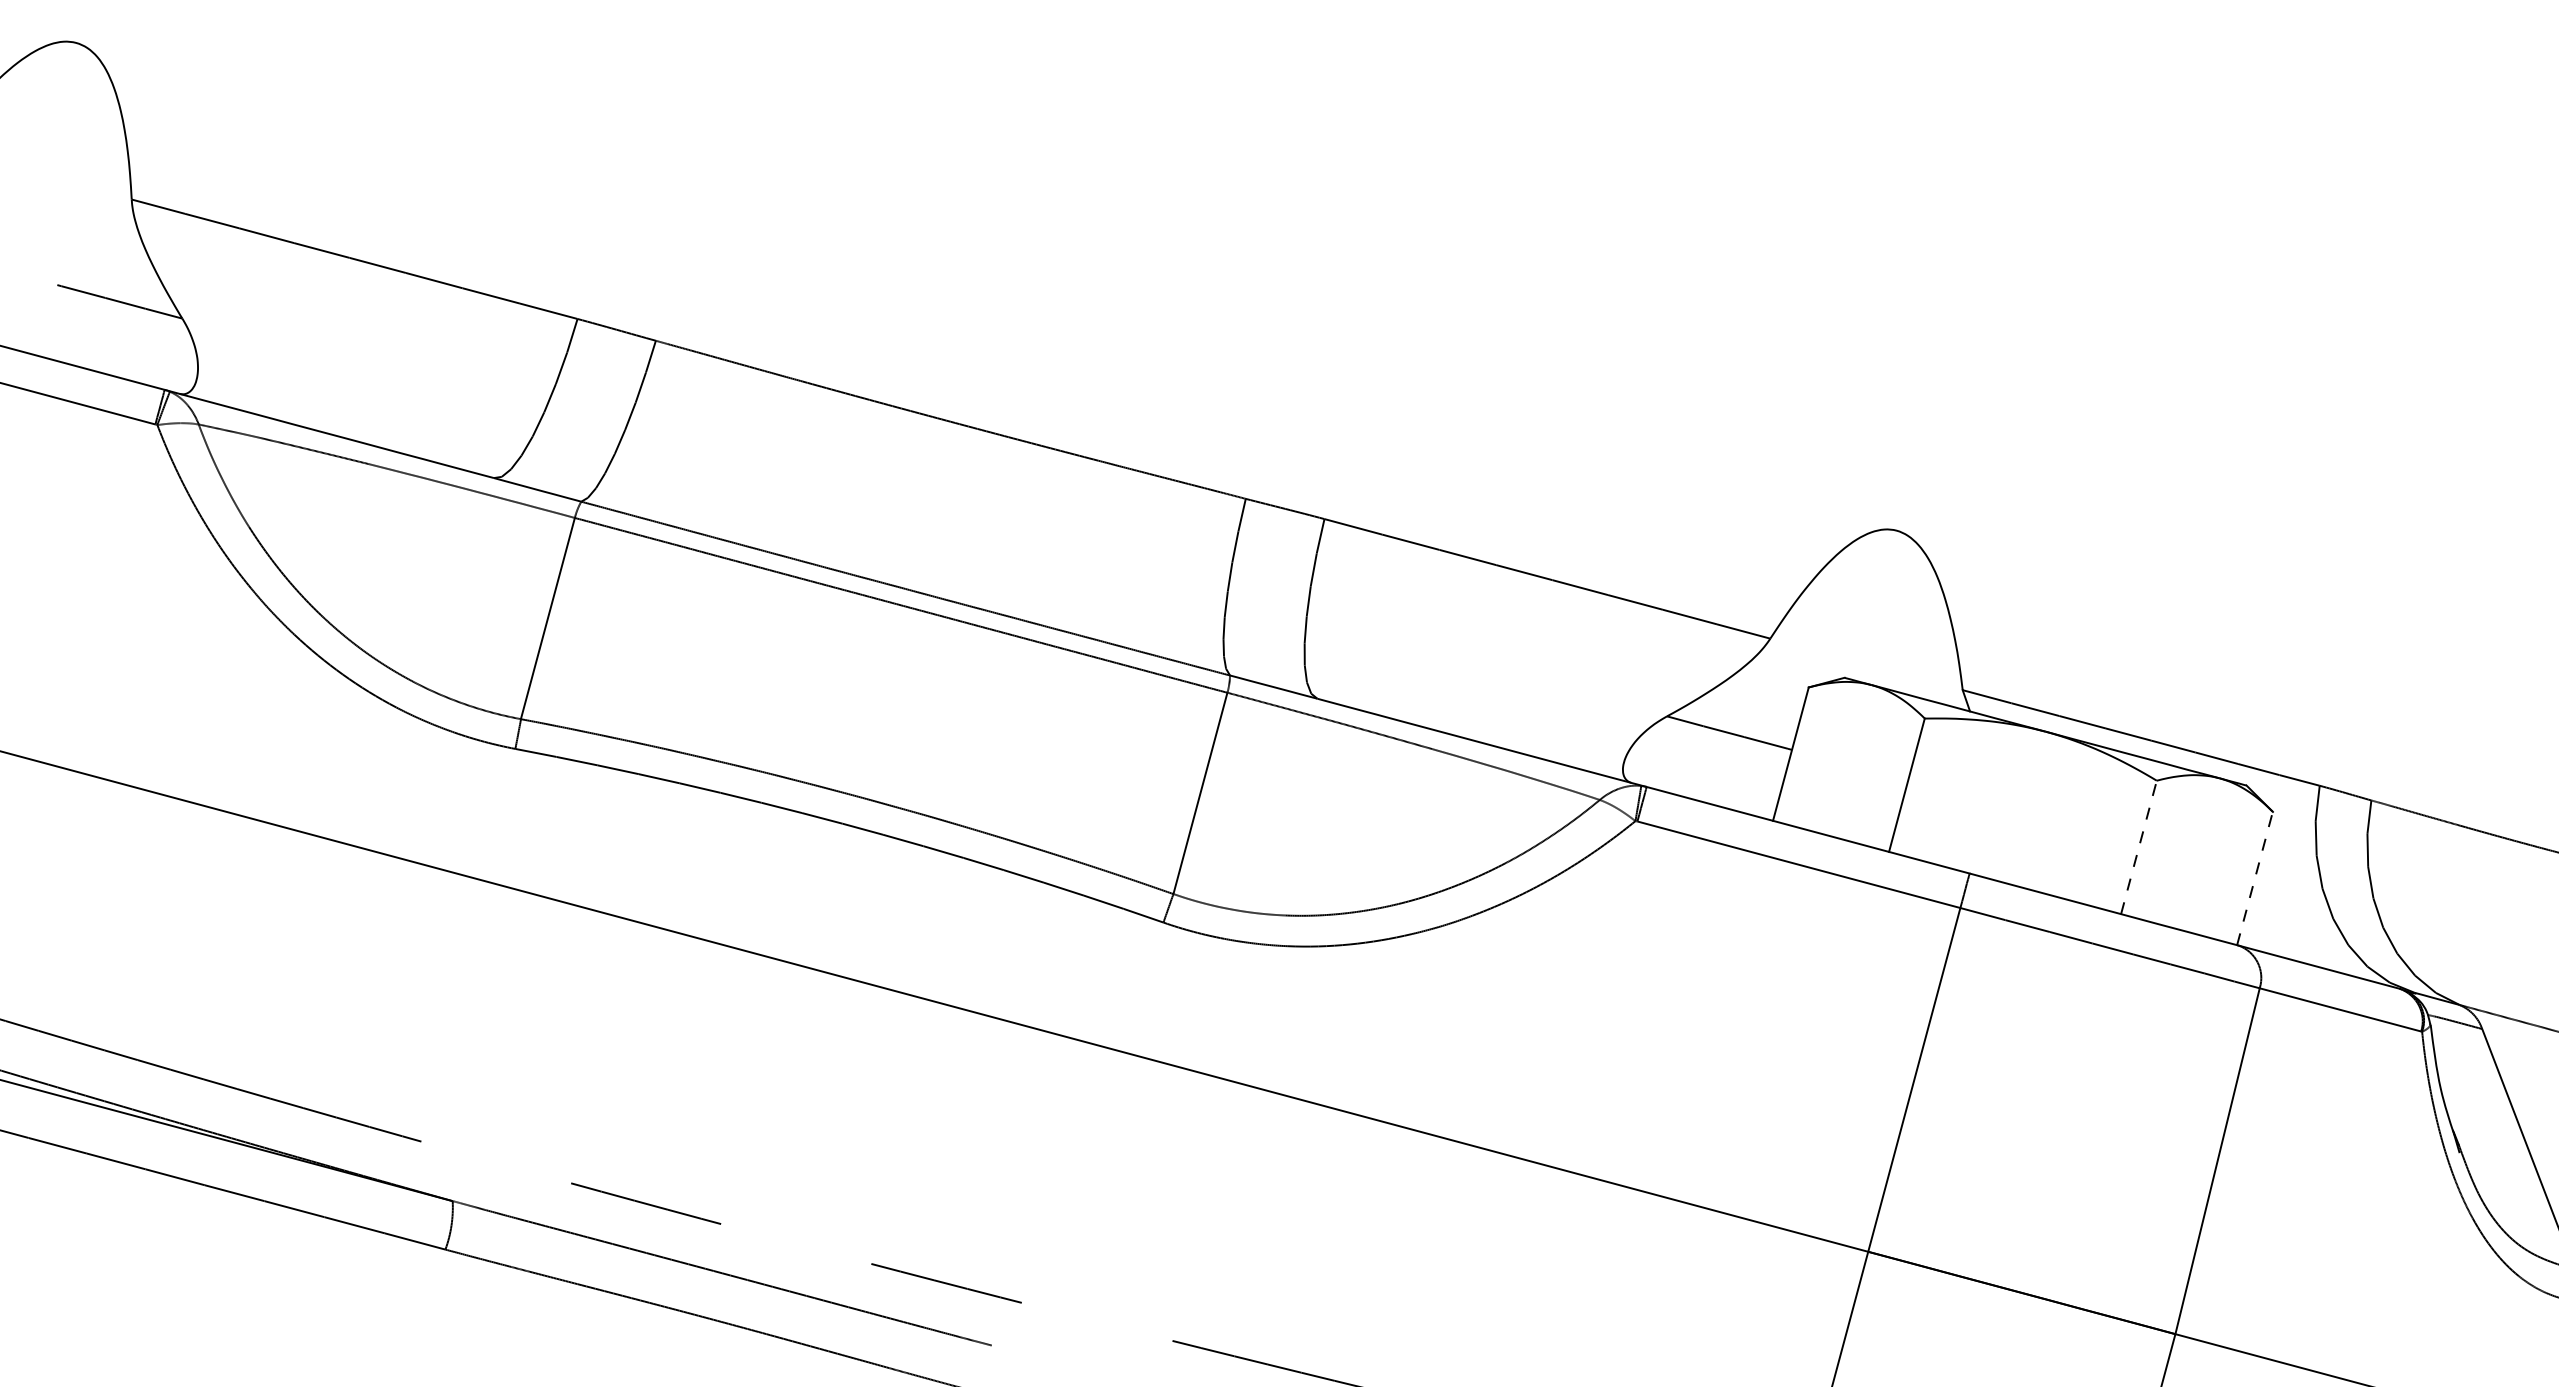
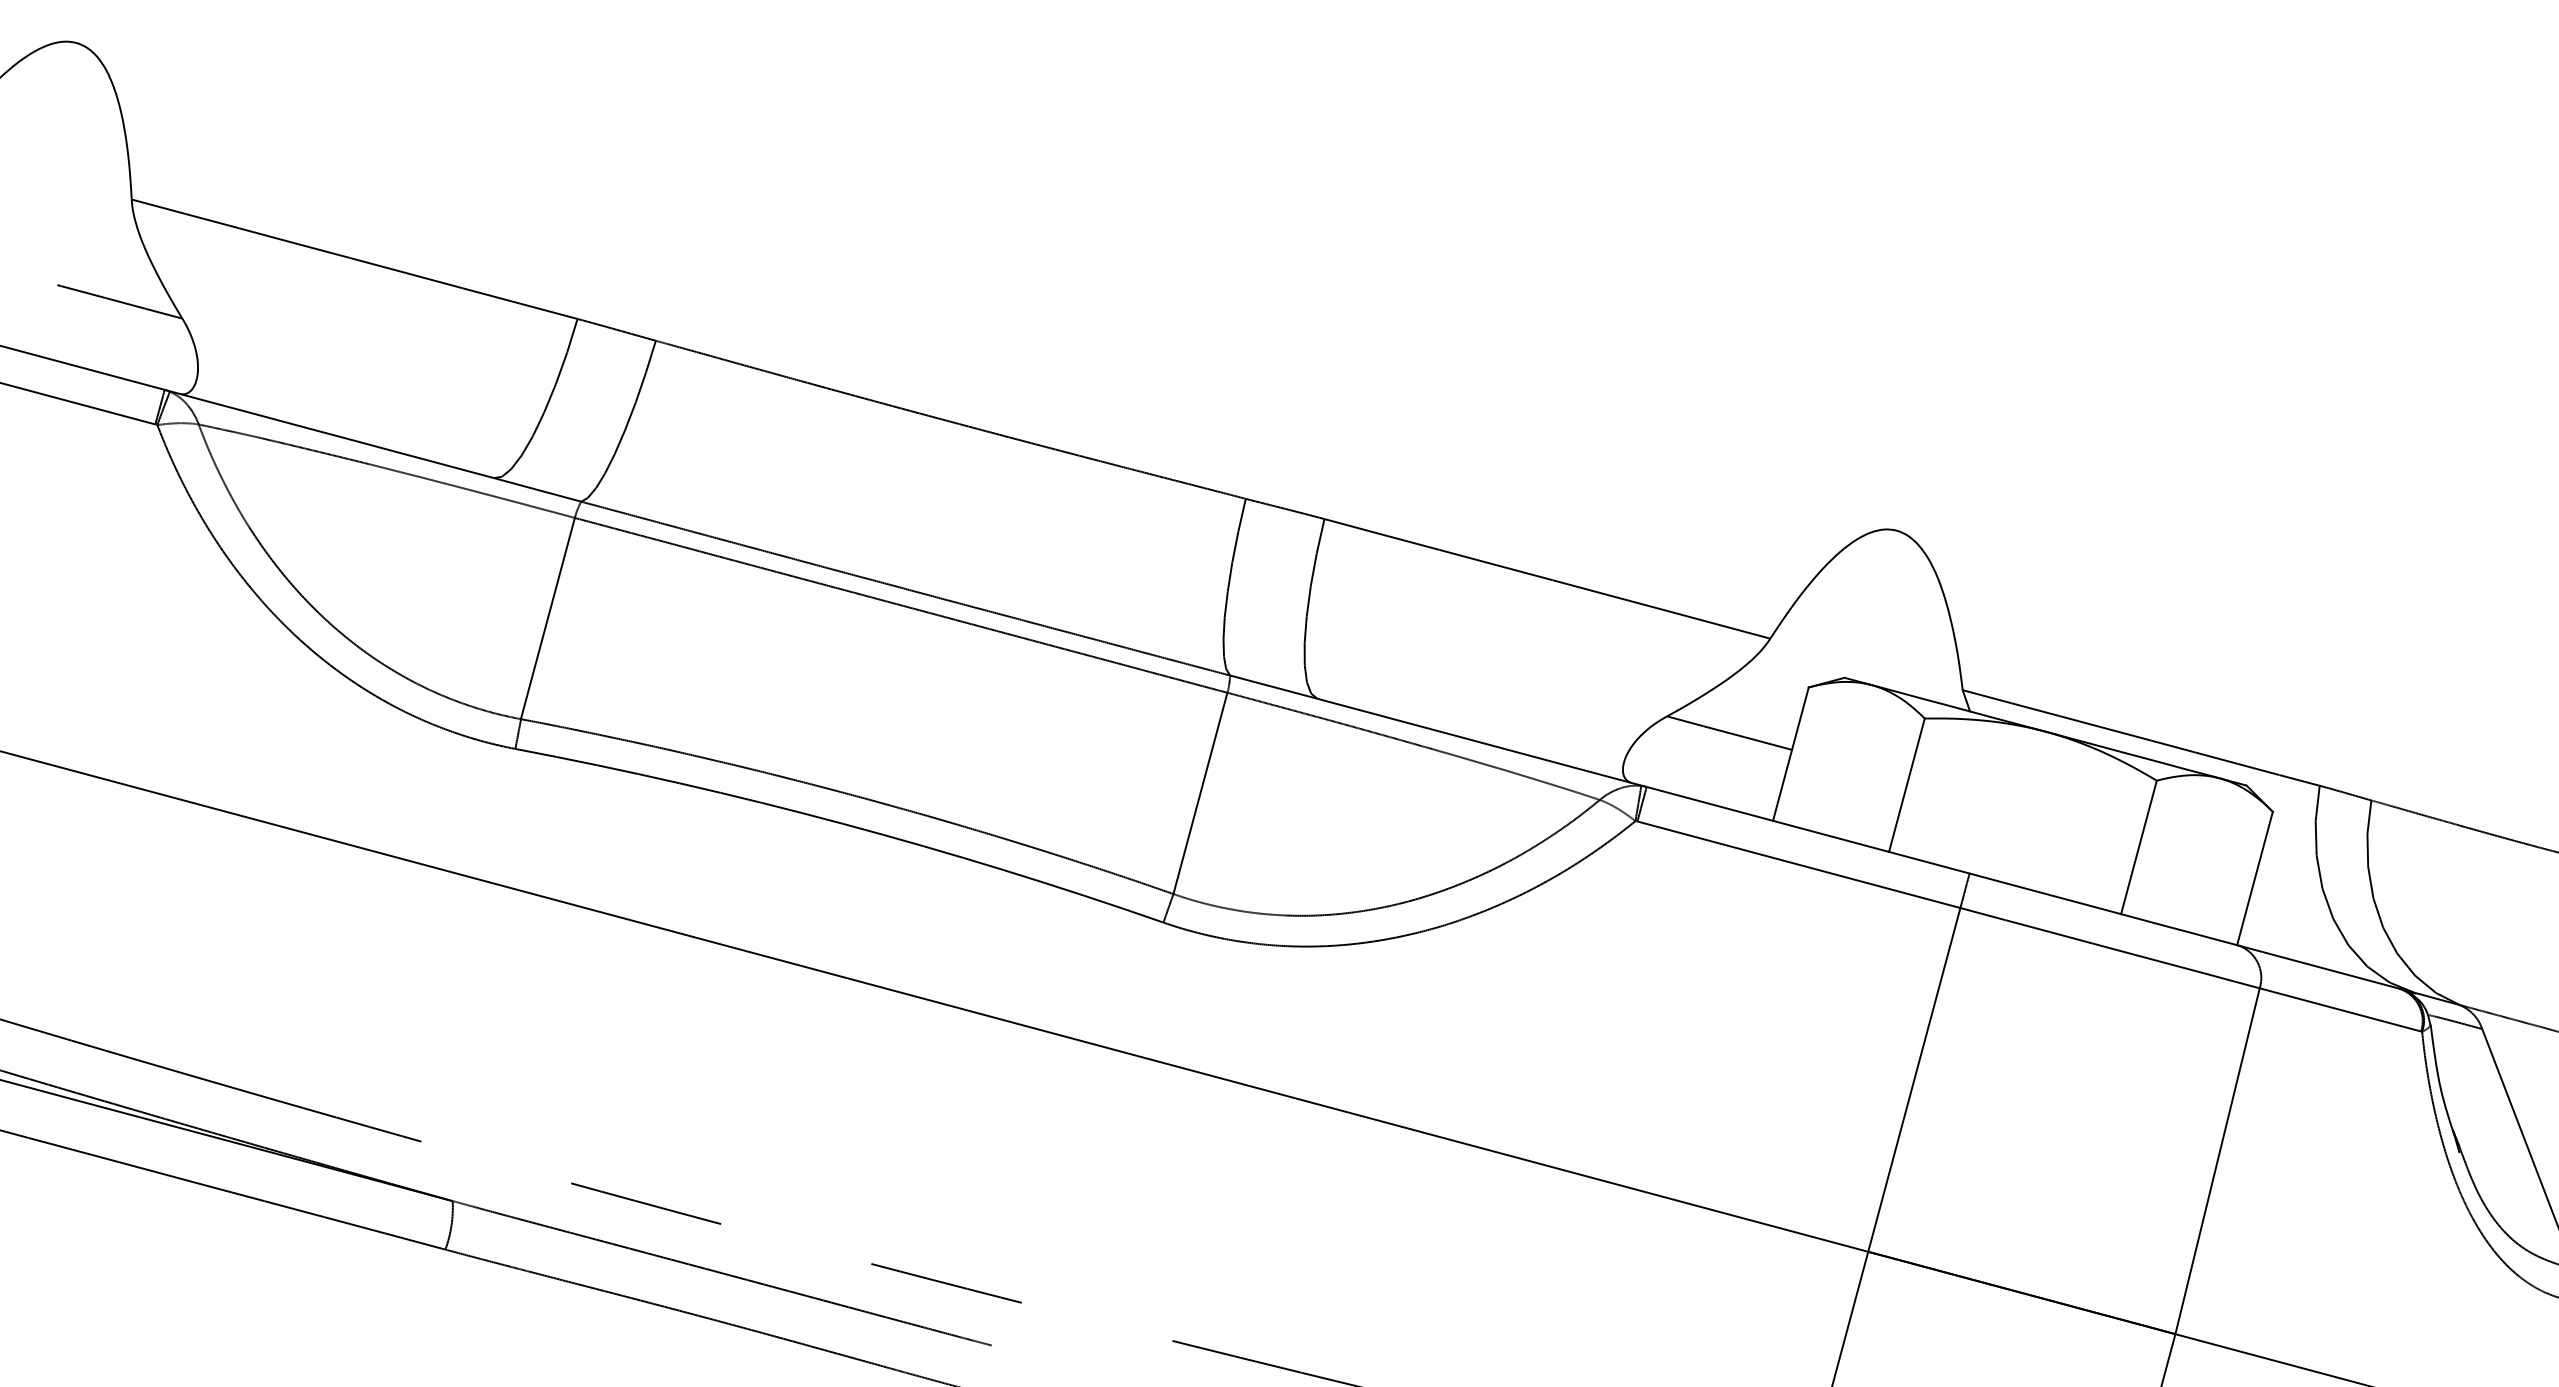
line: dashed -> solid (2139, 846)
line: dashed -> solid (2255, 878)
